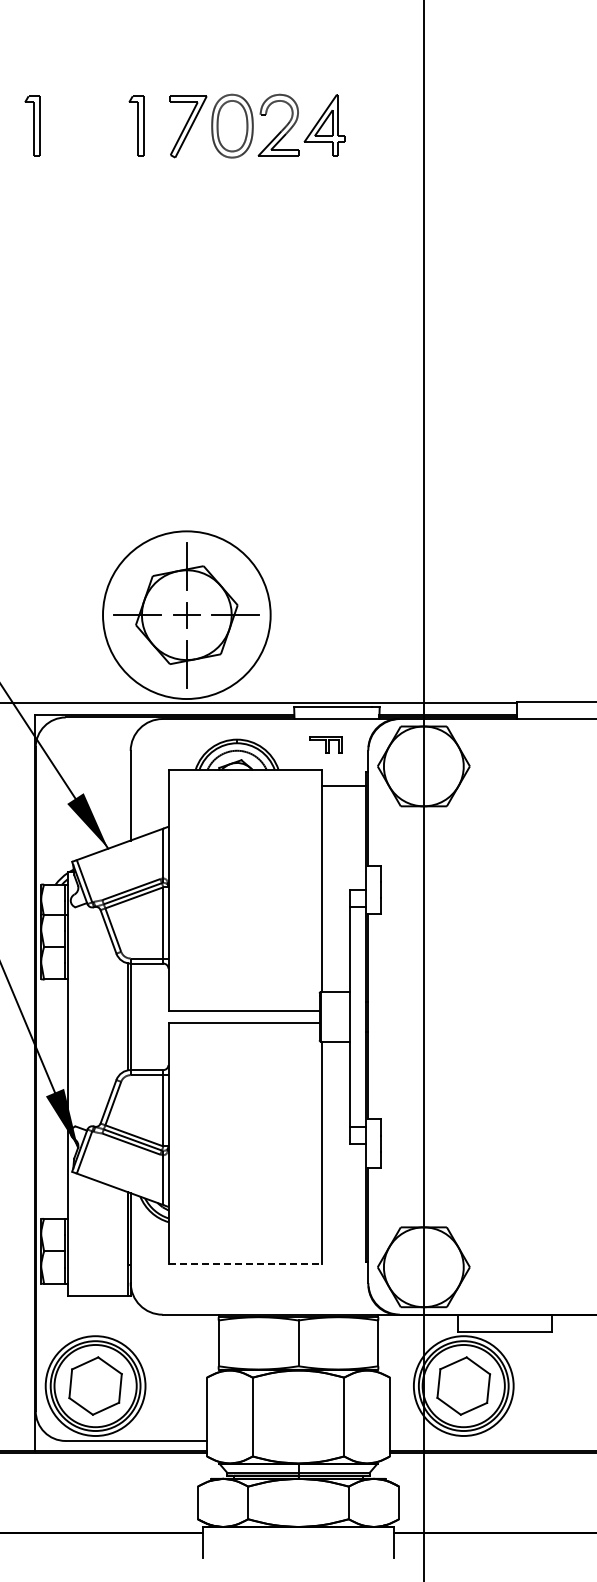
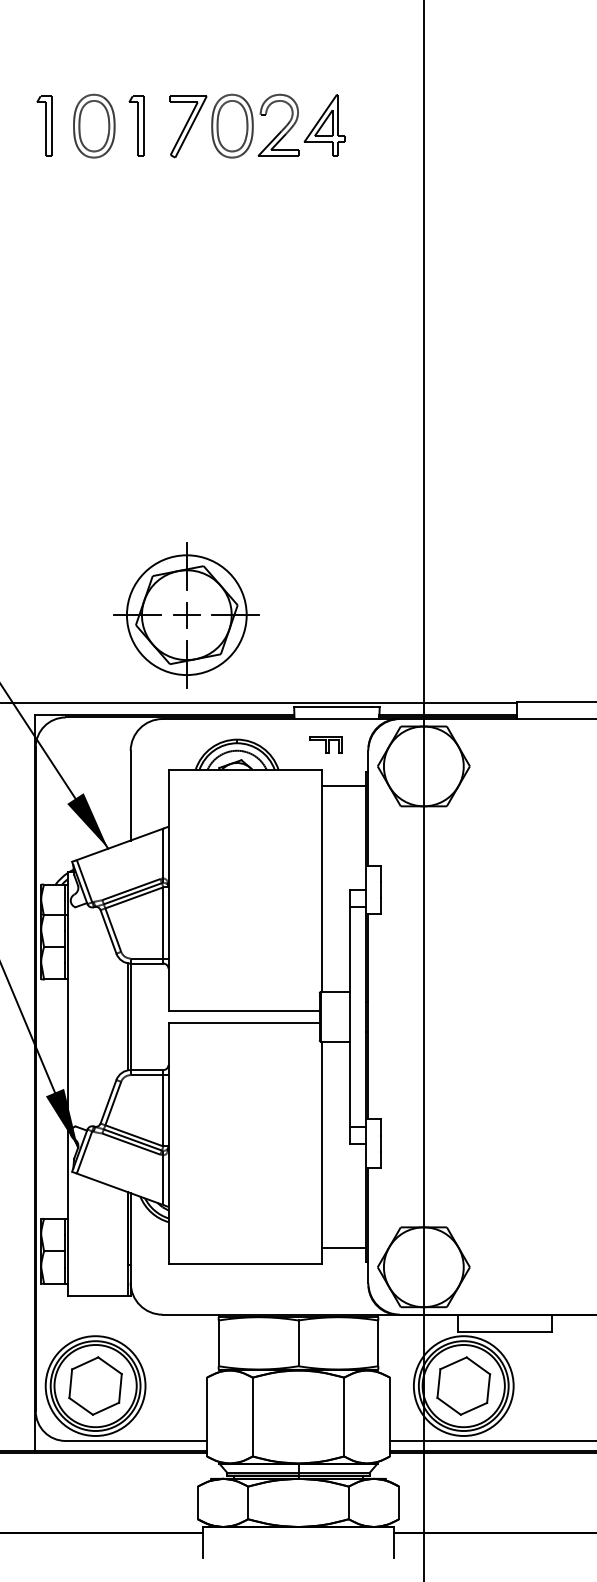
part position: (32, 125) -> (44, 125) (44, 125)
part: none -> present (94, 125)
circle diameter: 168 px -> 120 px (186, 615)
line: none -> present (343, 1247)
line: dashed -> solid (245, 1264)
line: none -> present (491, 1440)
